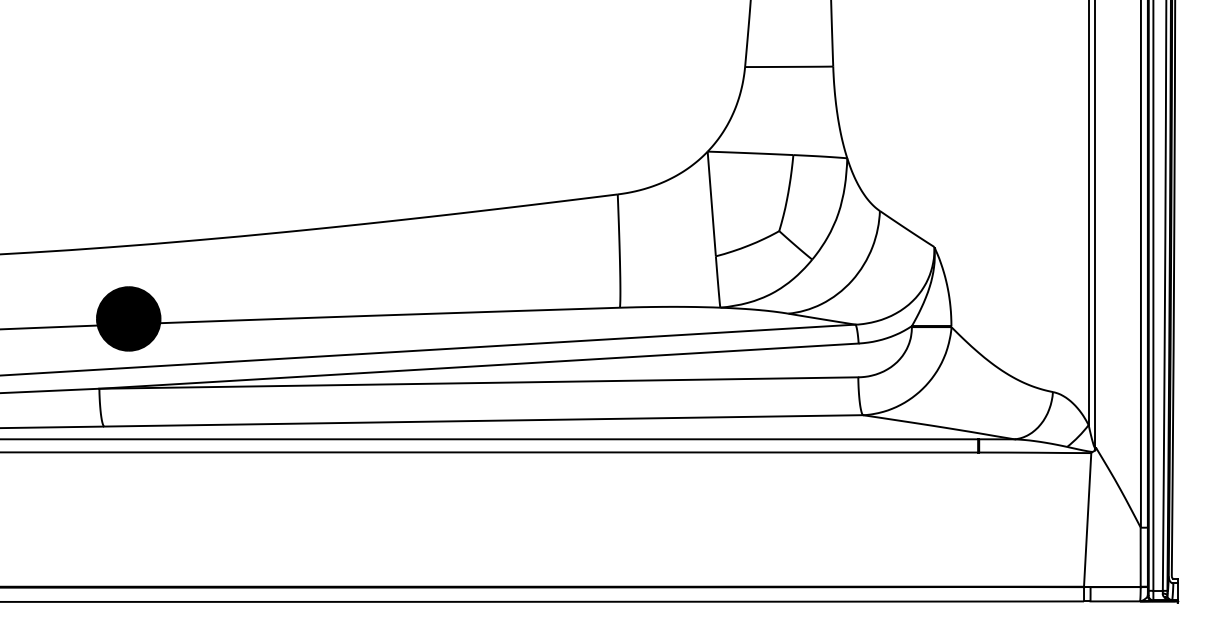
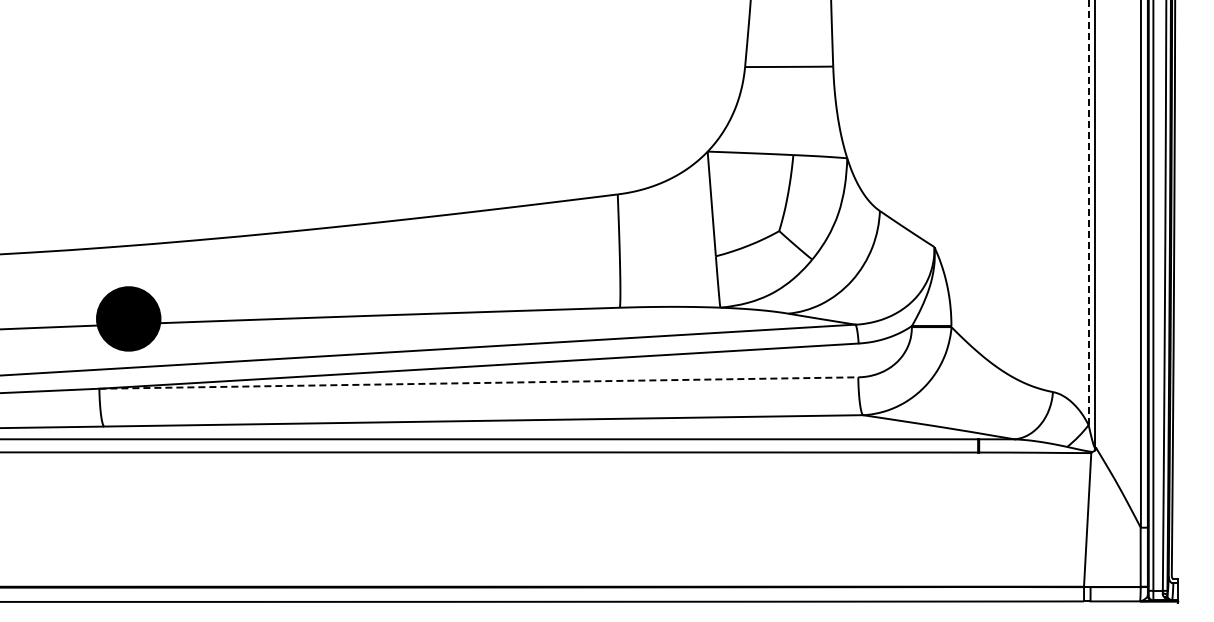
line: solid -> dashed (1088, 212)
line: solid -> dashed (479, 383)
